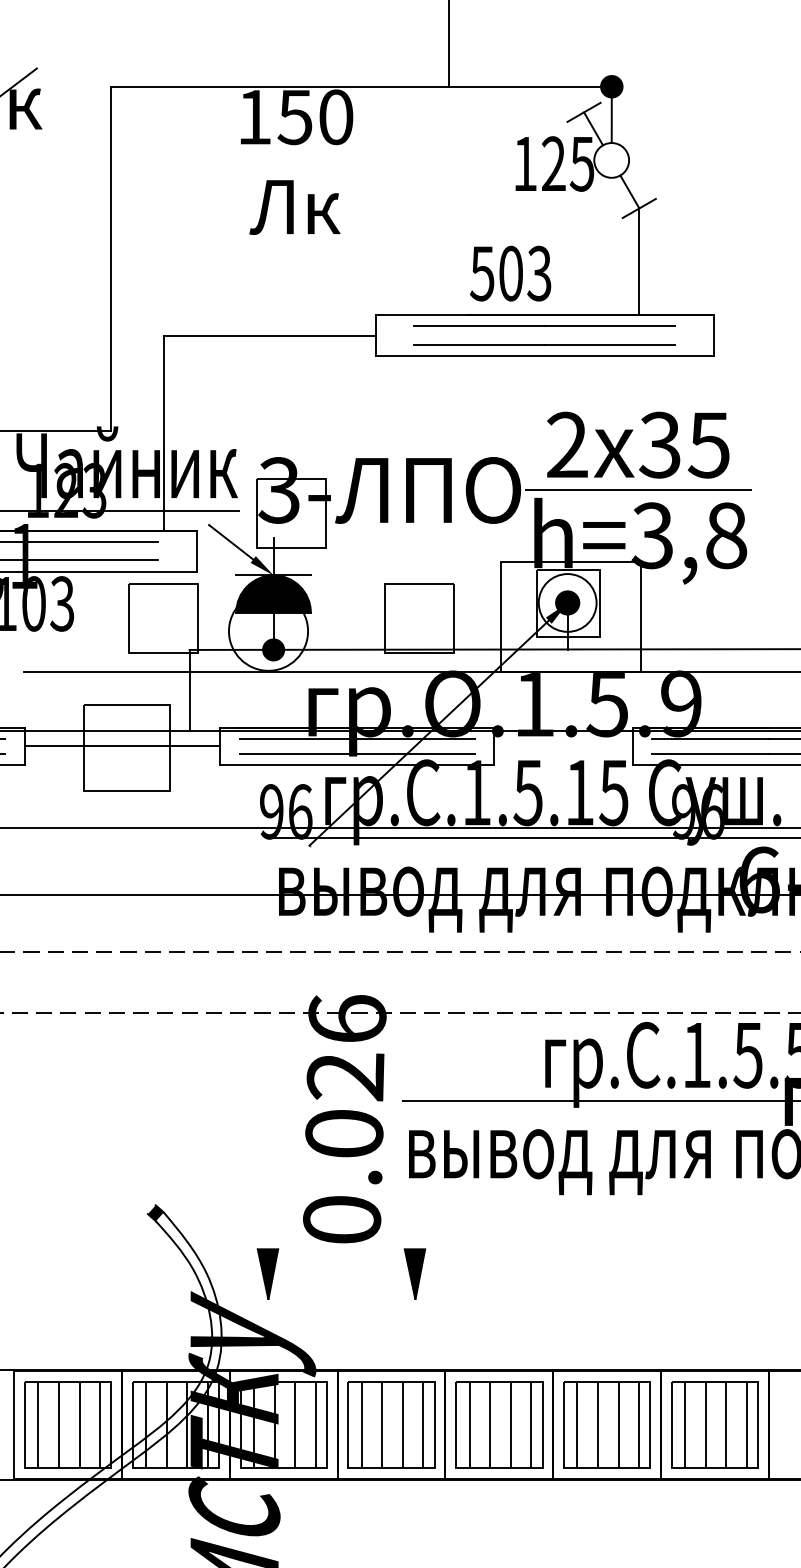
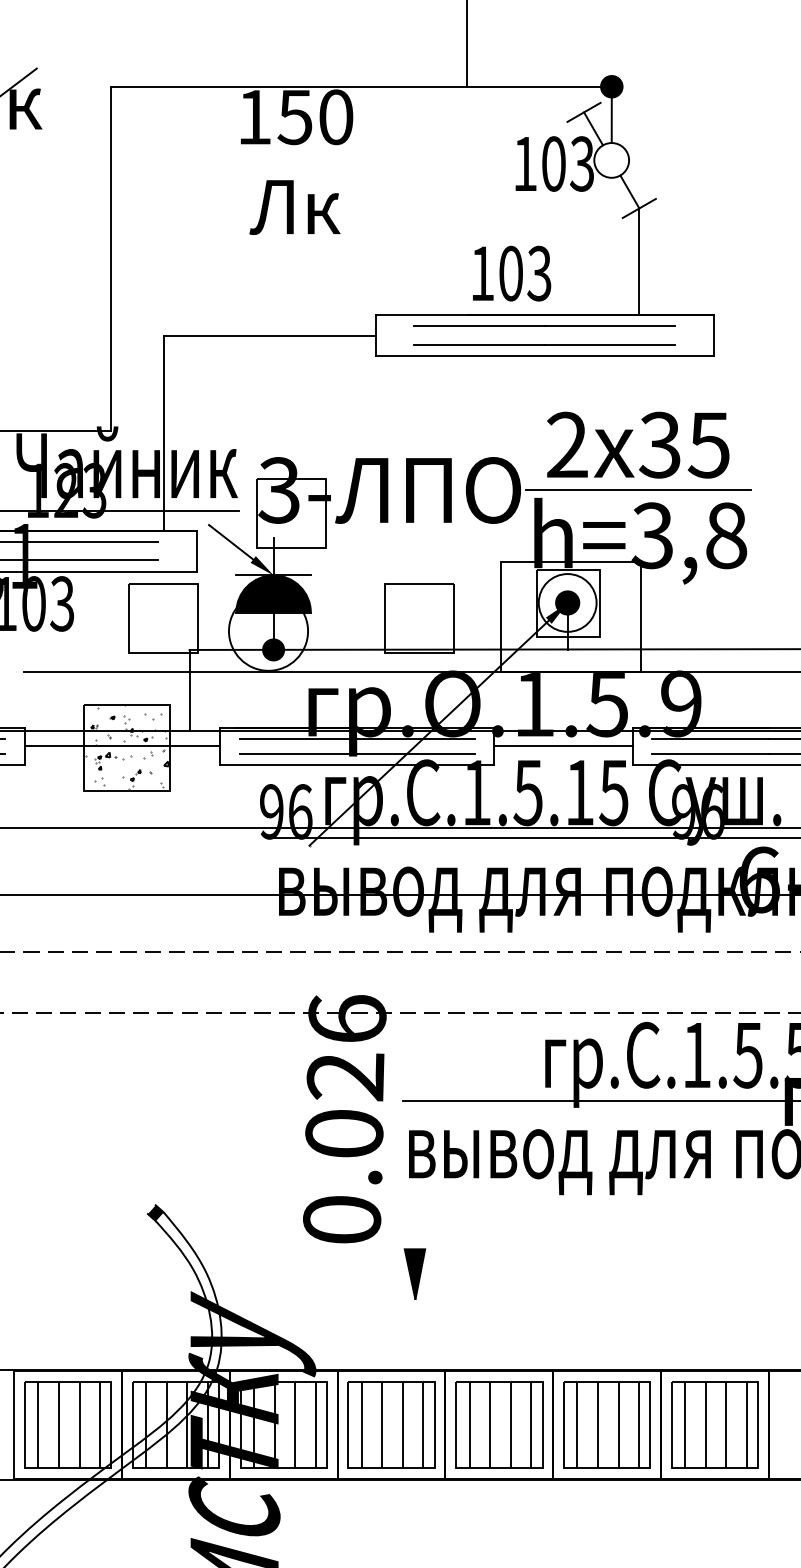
line position: (448, 44) -> (466, 44) (466, 44)
text: 125 -> 103 (568, 163)
text: 503 -> 103 (482, 273)
hatch: none -> present (127, 746)
line: none -> present (563, 746)
part: present -> none (267, 1273)
